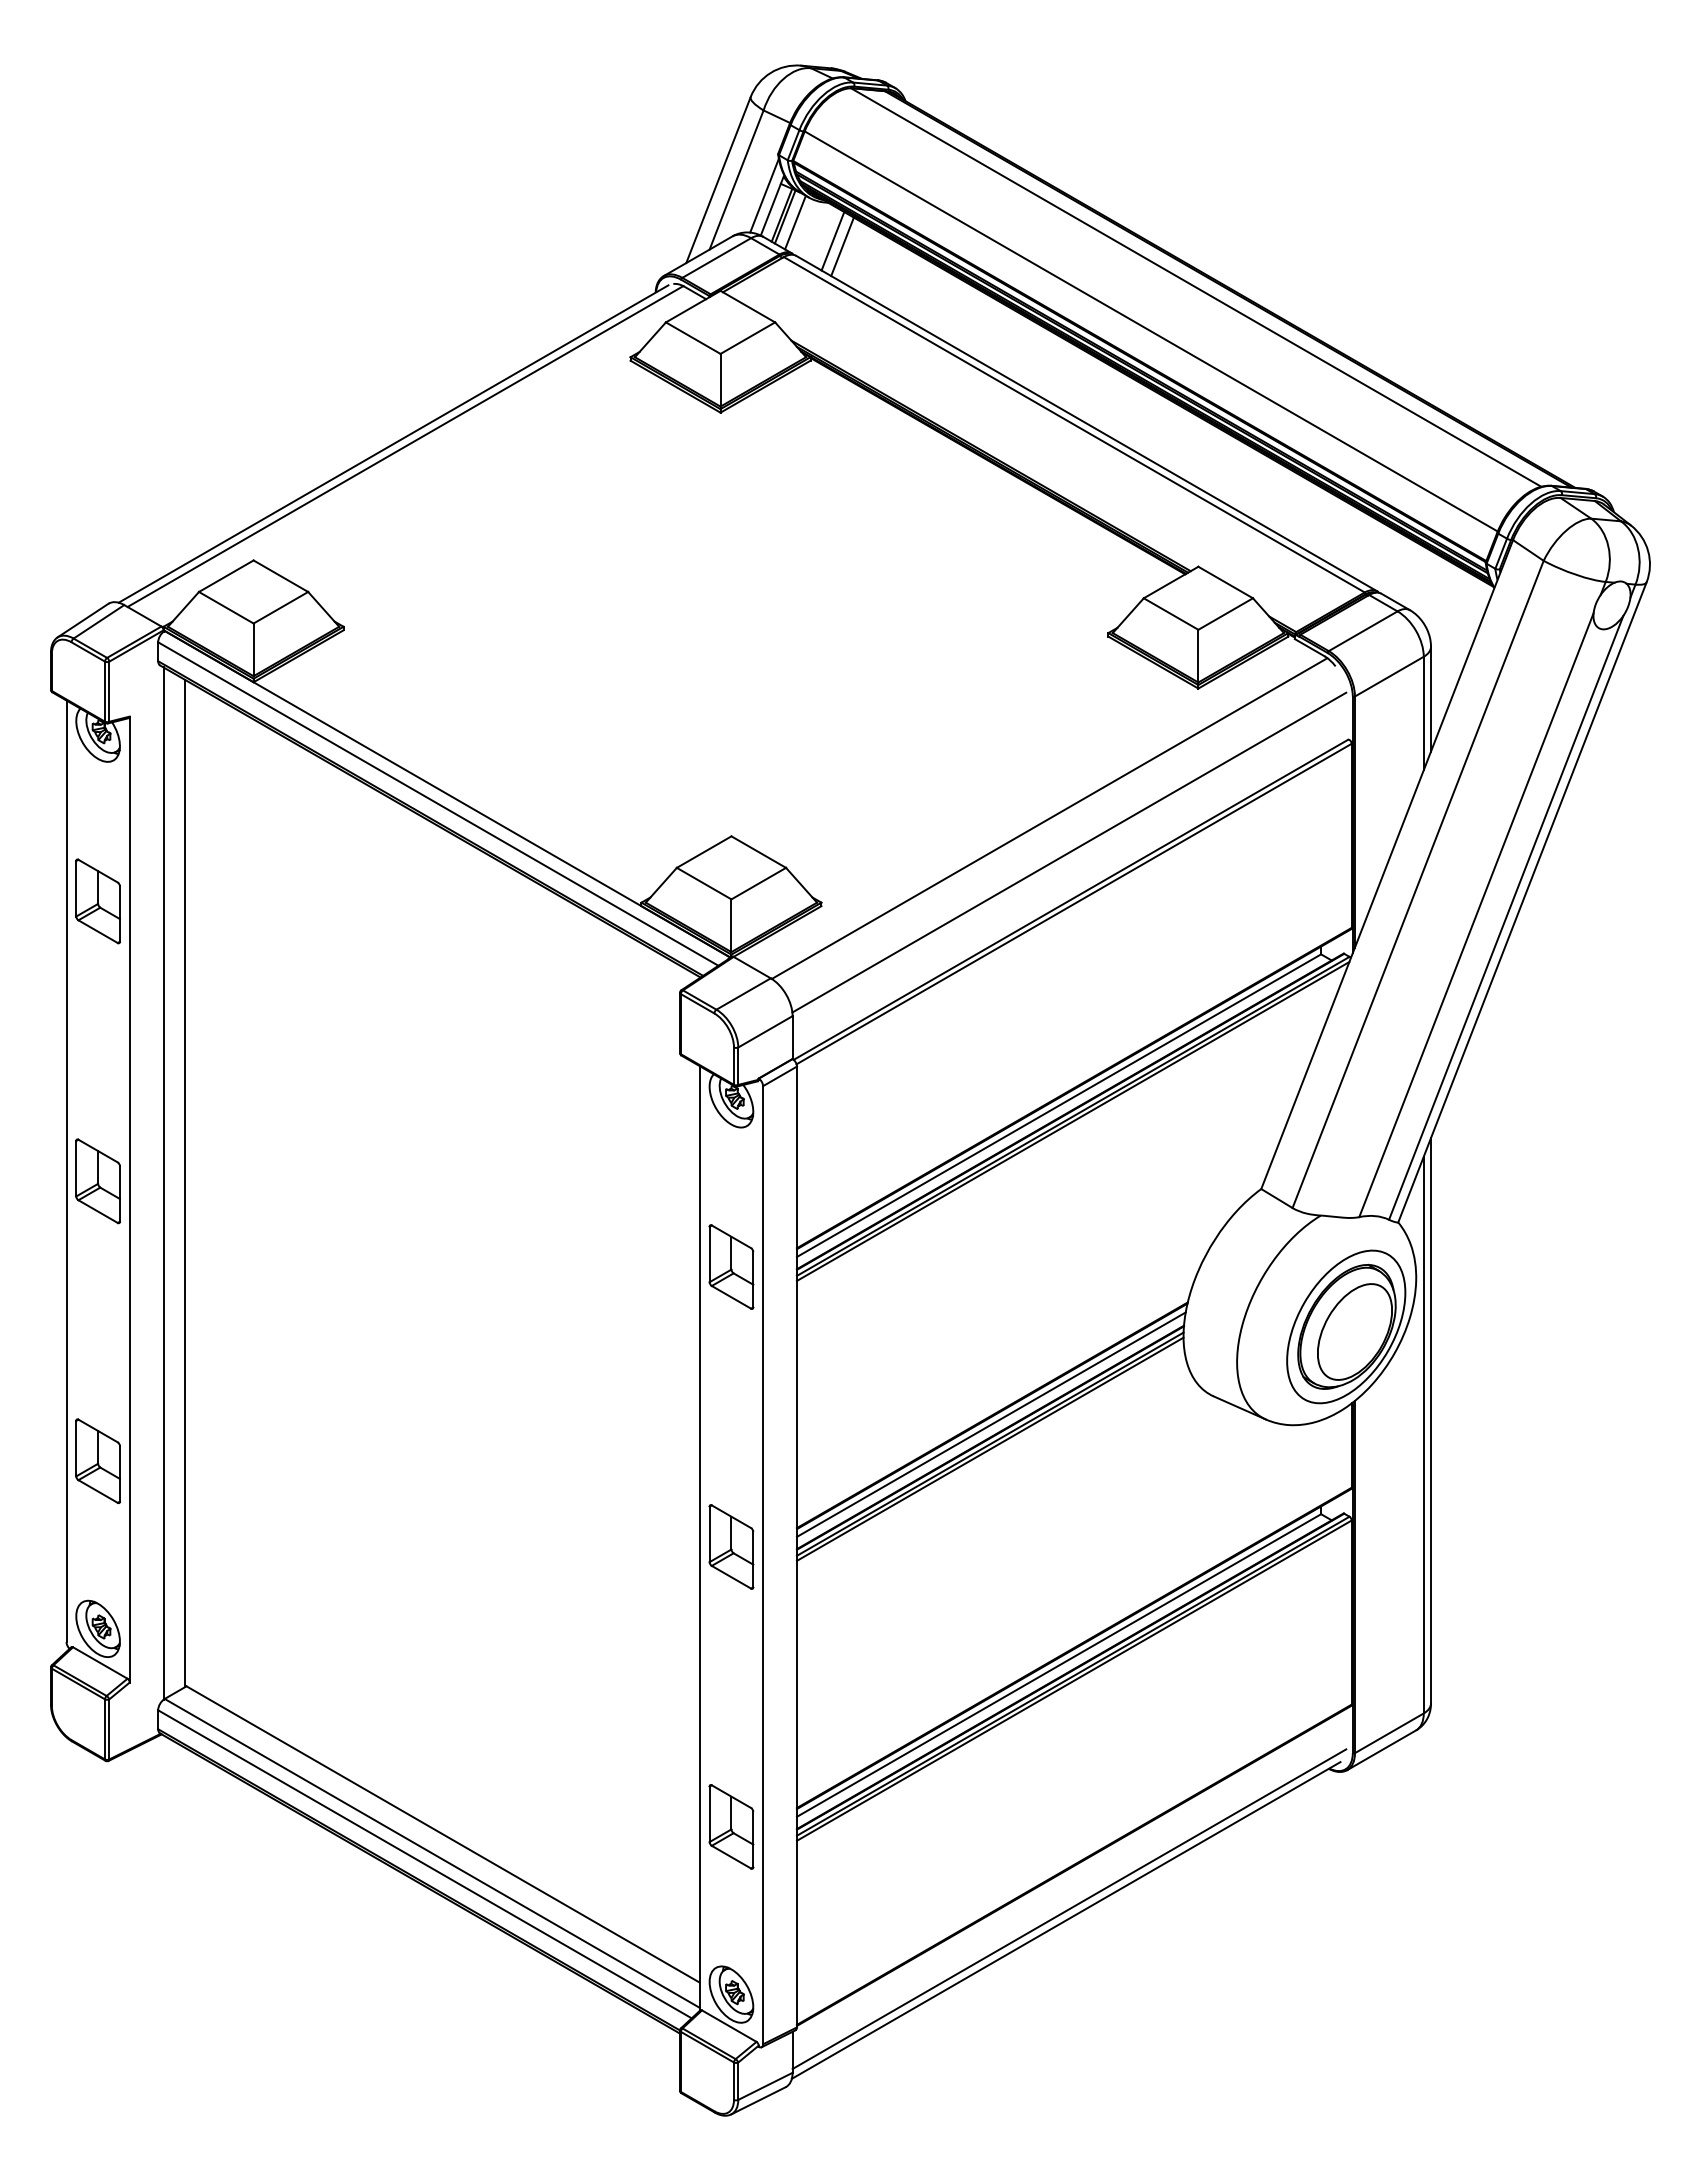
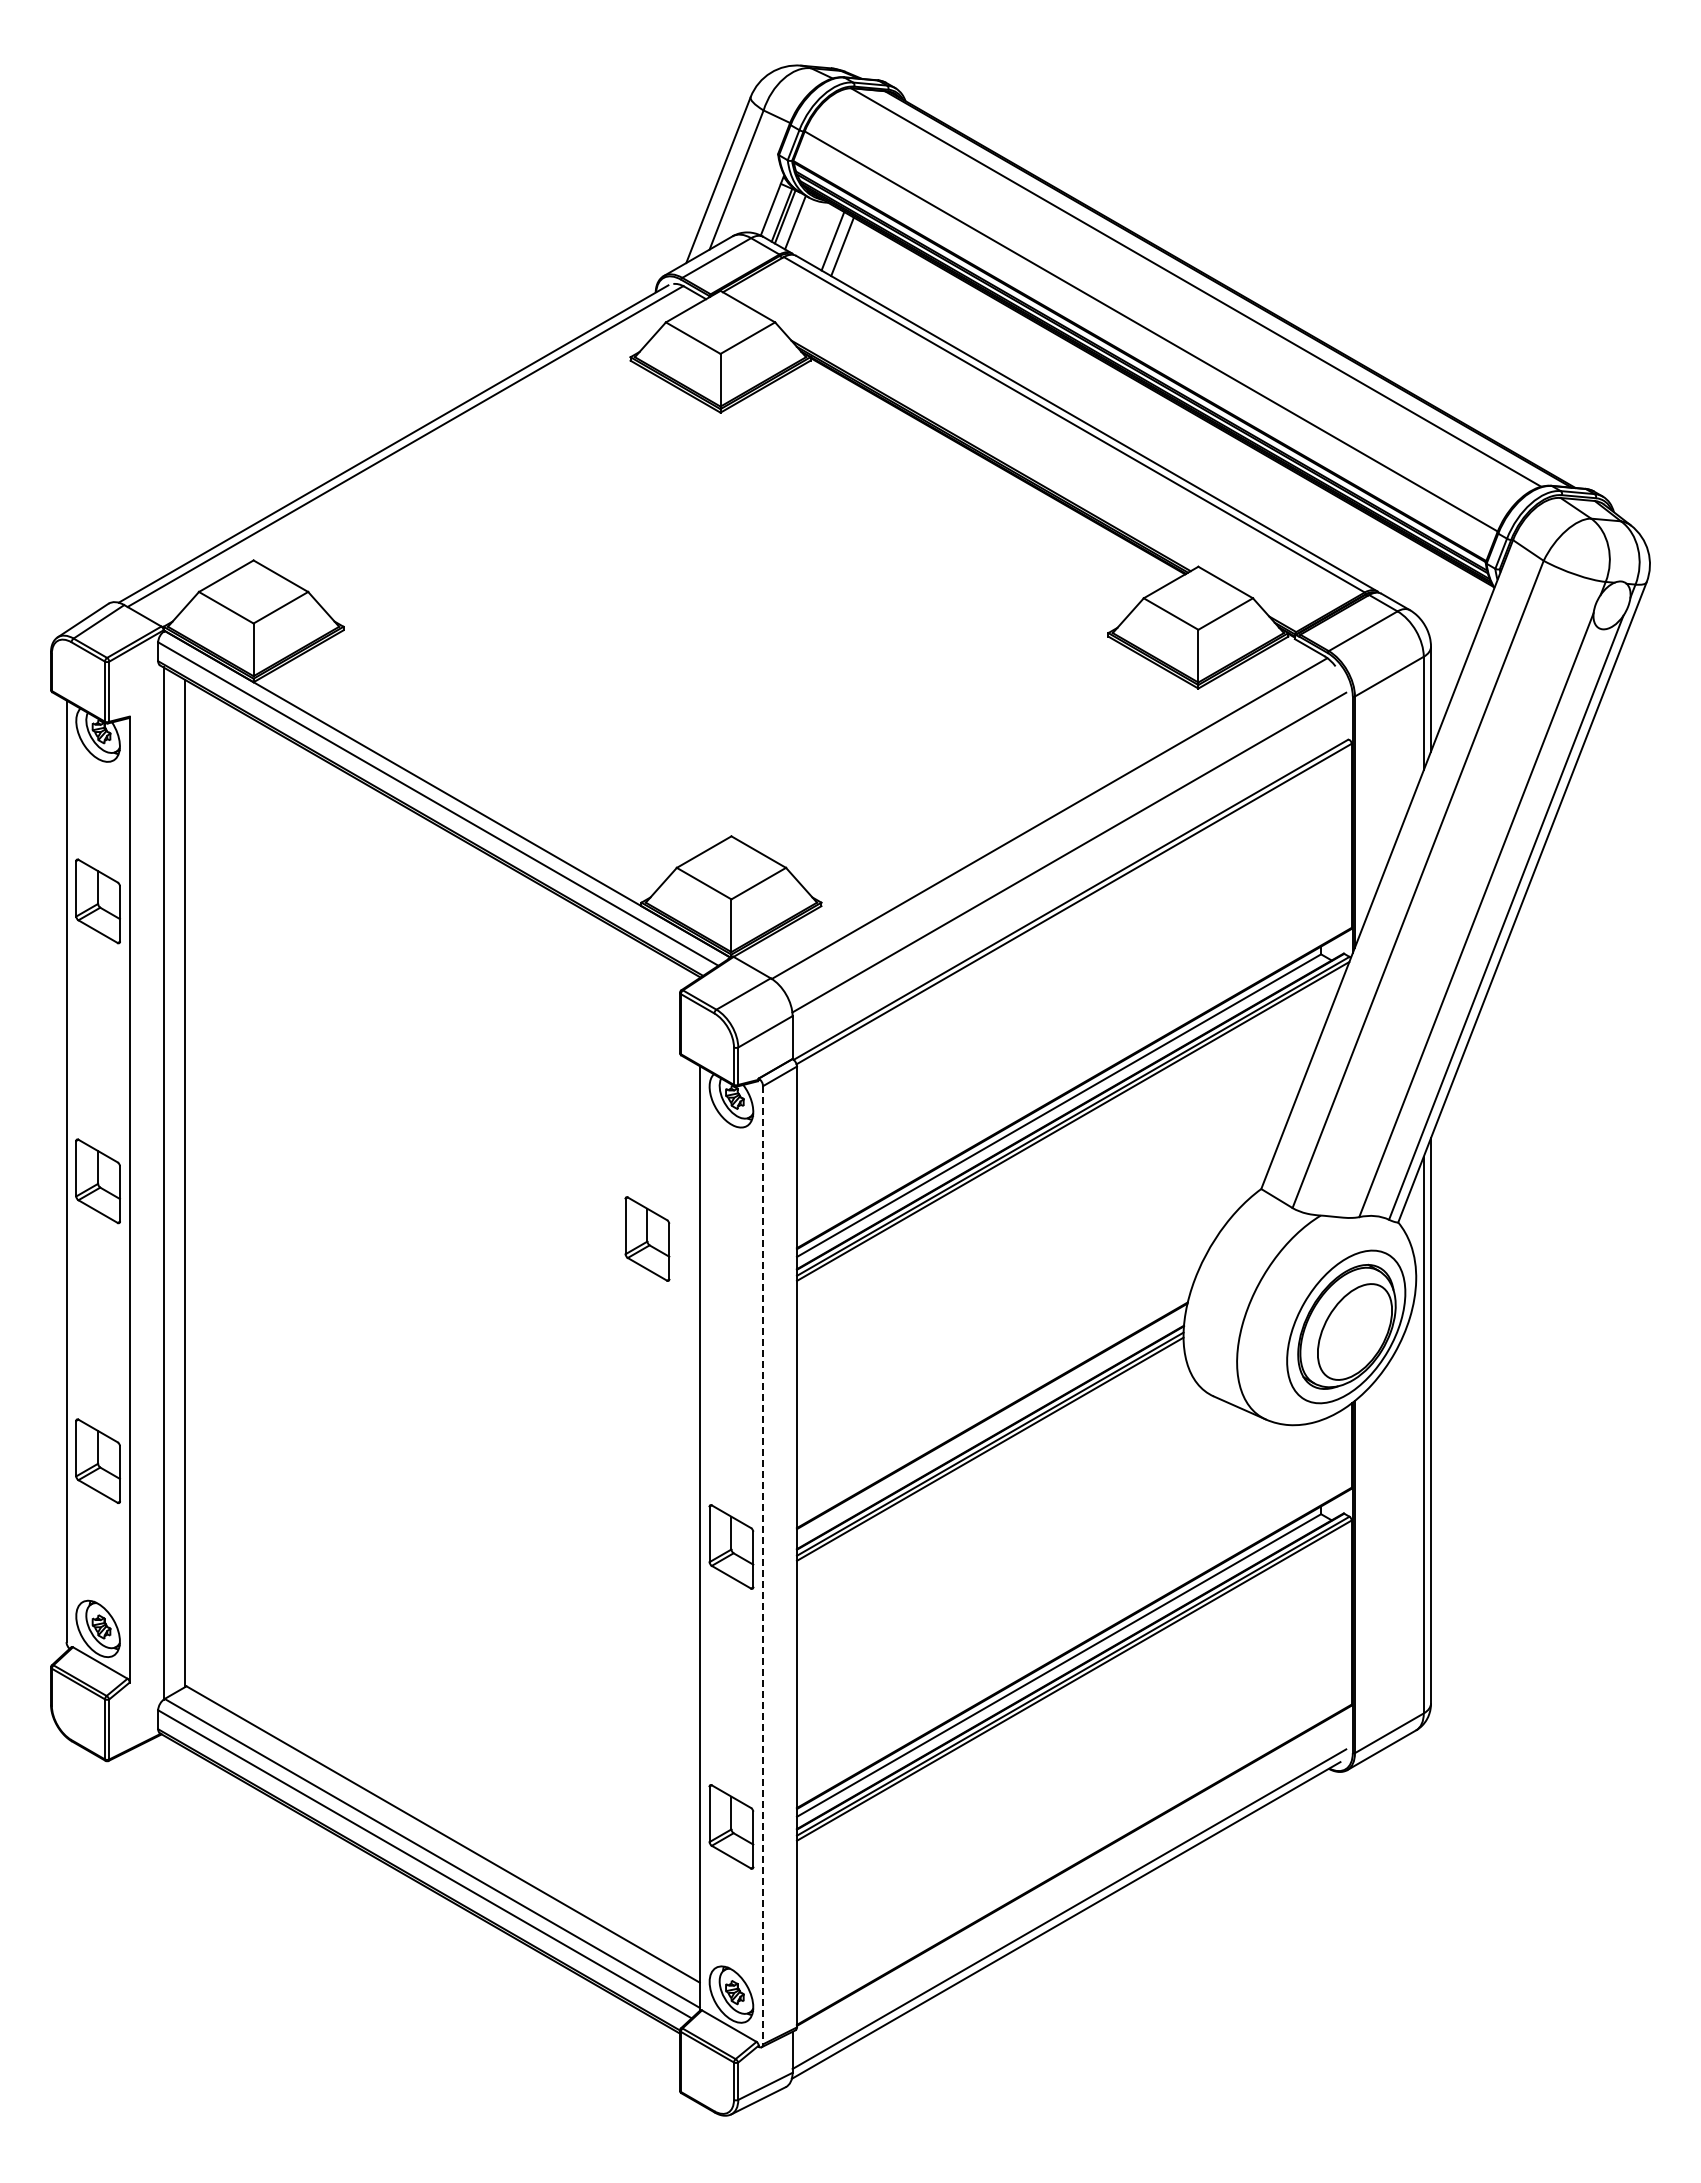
line: present -> none (764, 195)
part position: (731, 1266) -> (647, 1238) (647, 1238)
line: present -> none (990, 1424)
line: solid -> dashed (763, 1565)
